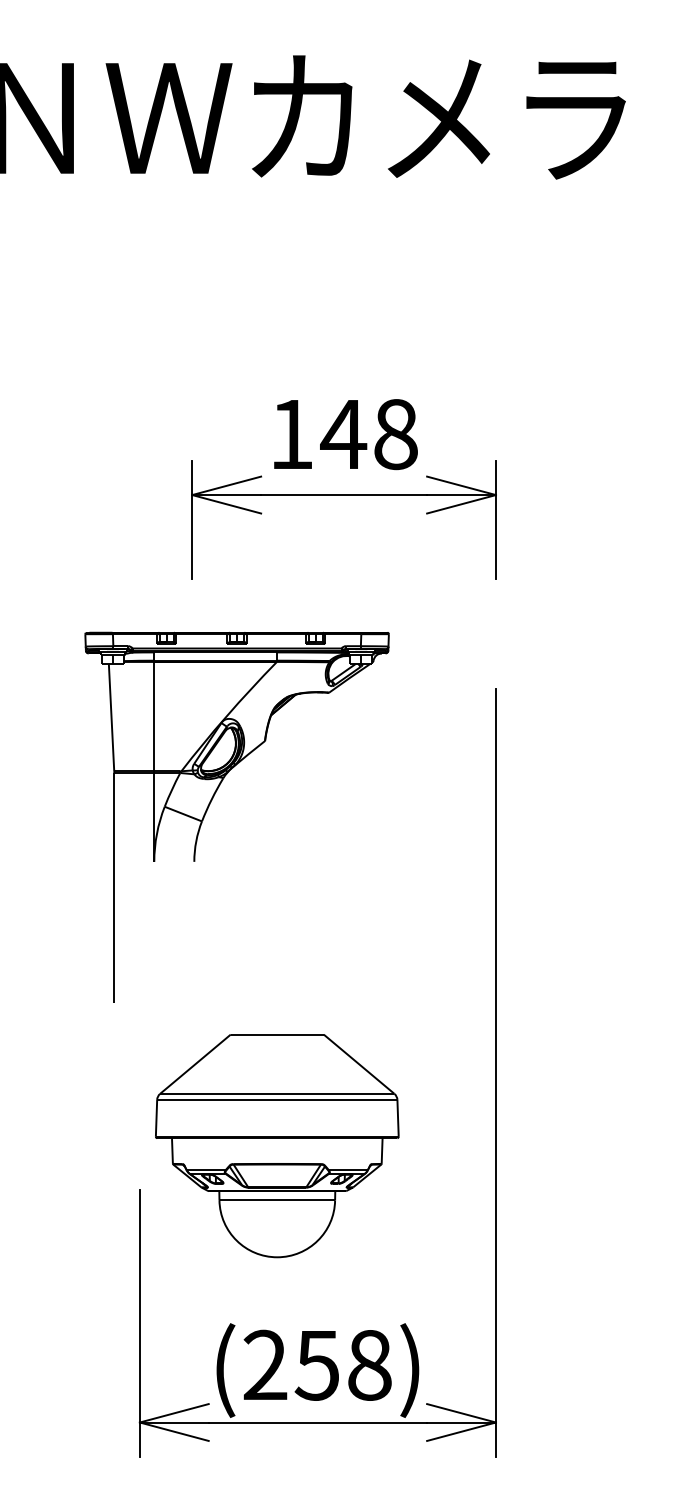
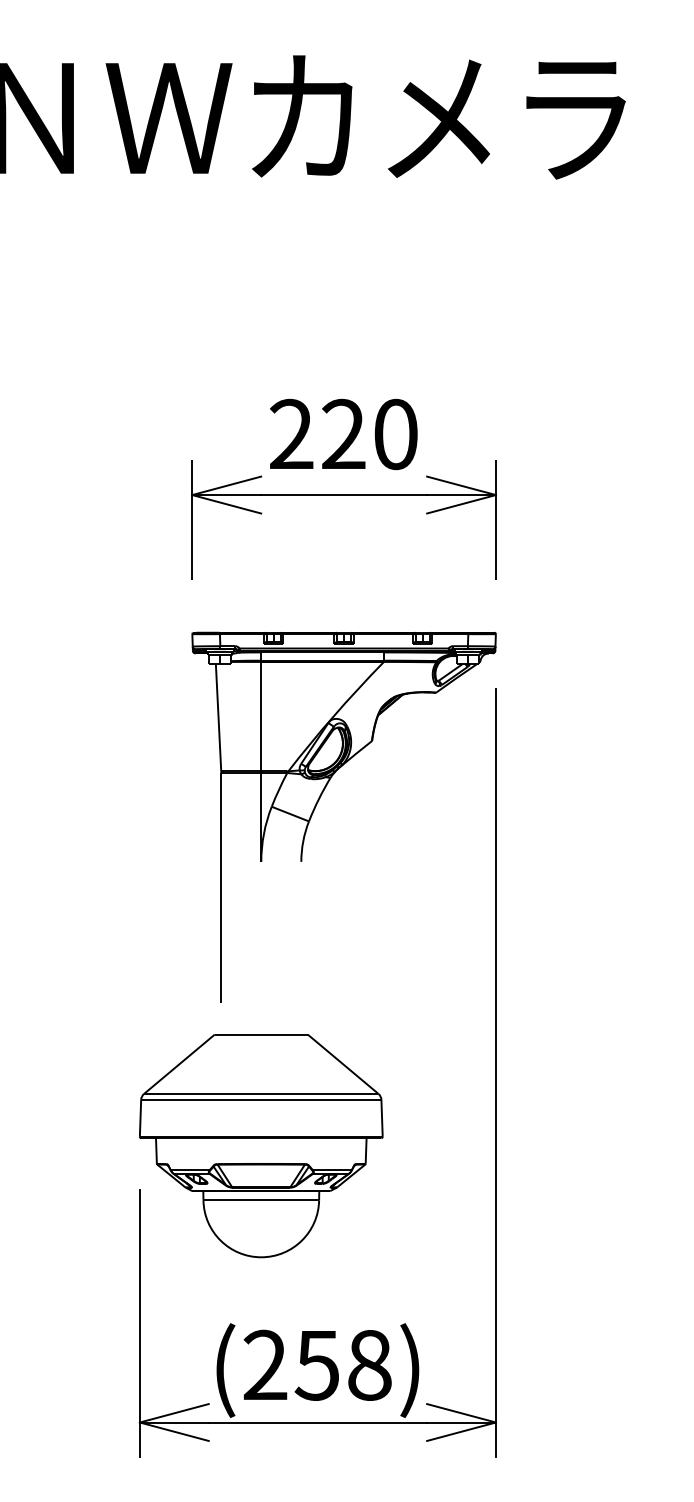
text: 148 -> 220 (343, 433)
part position: (210, 804) -> (317, 804) (317, 804)
part position: (277, 1146) -> (261, 1146) (261, 1146)
